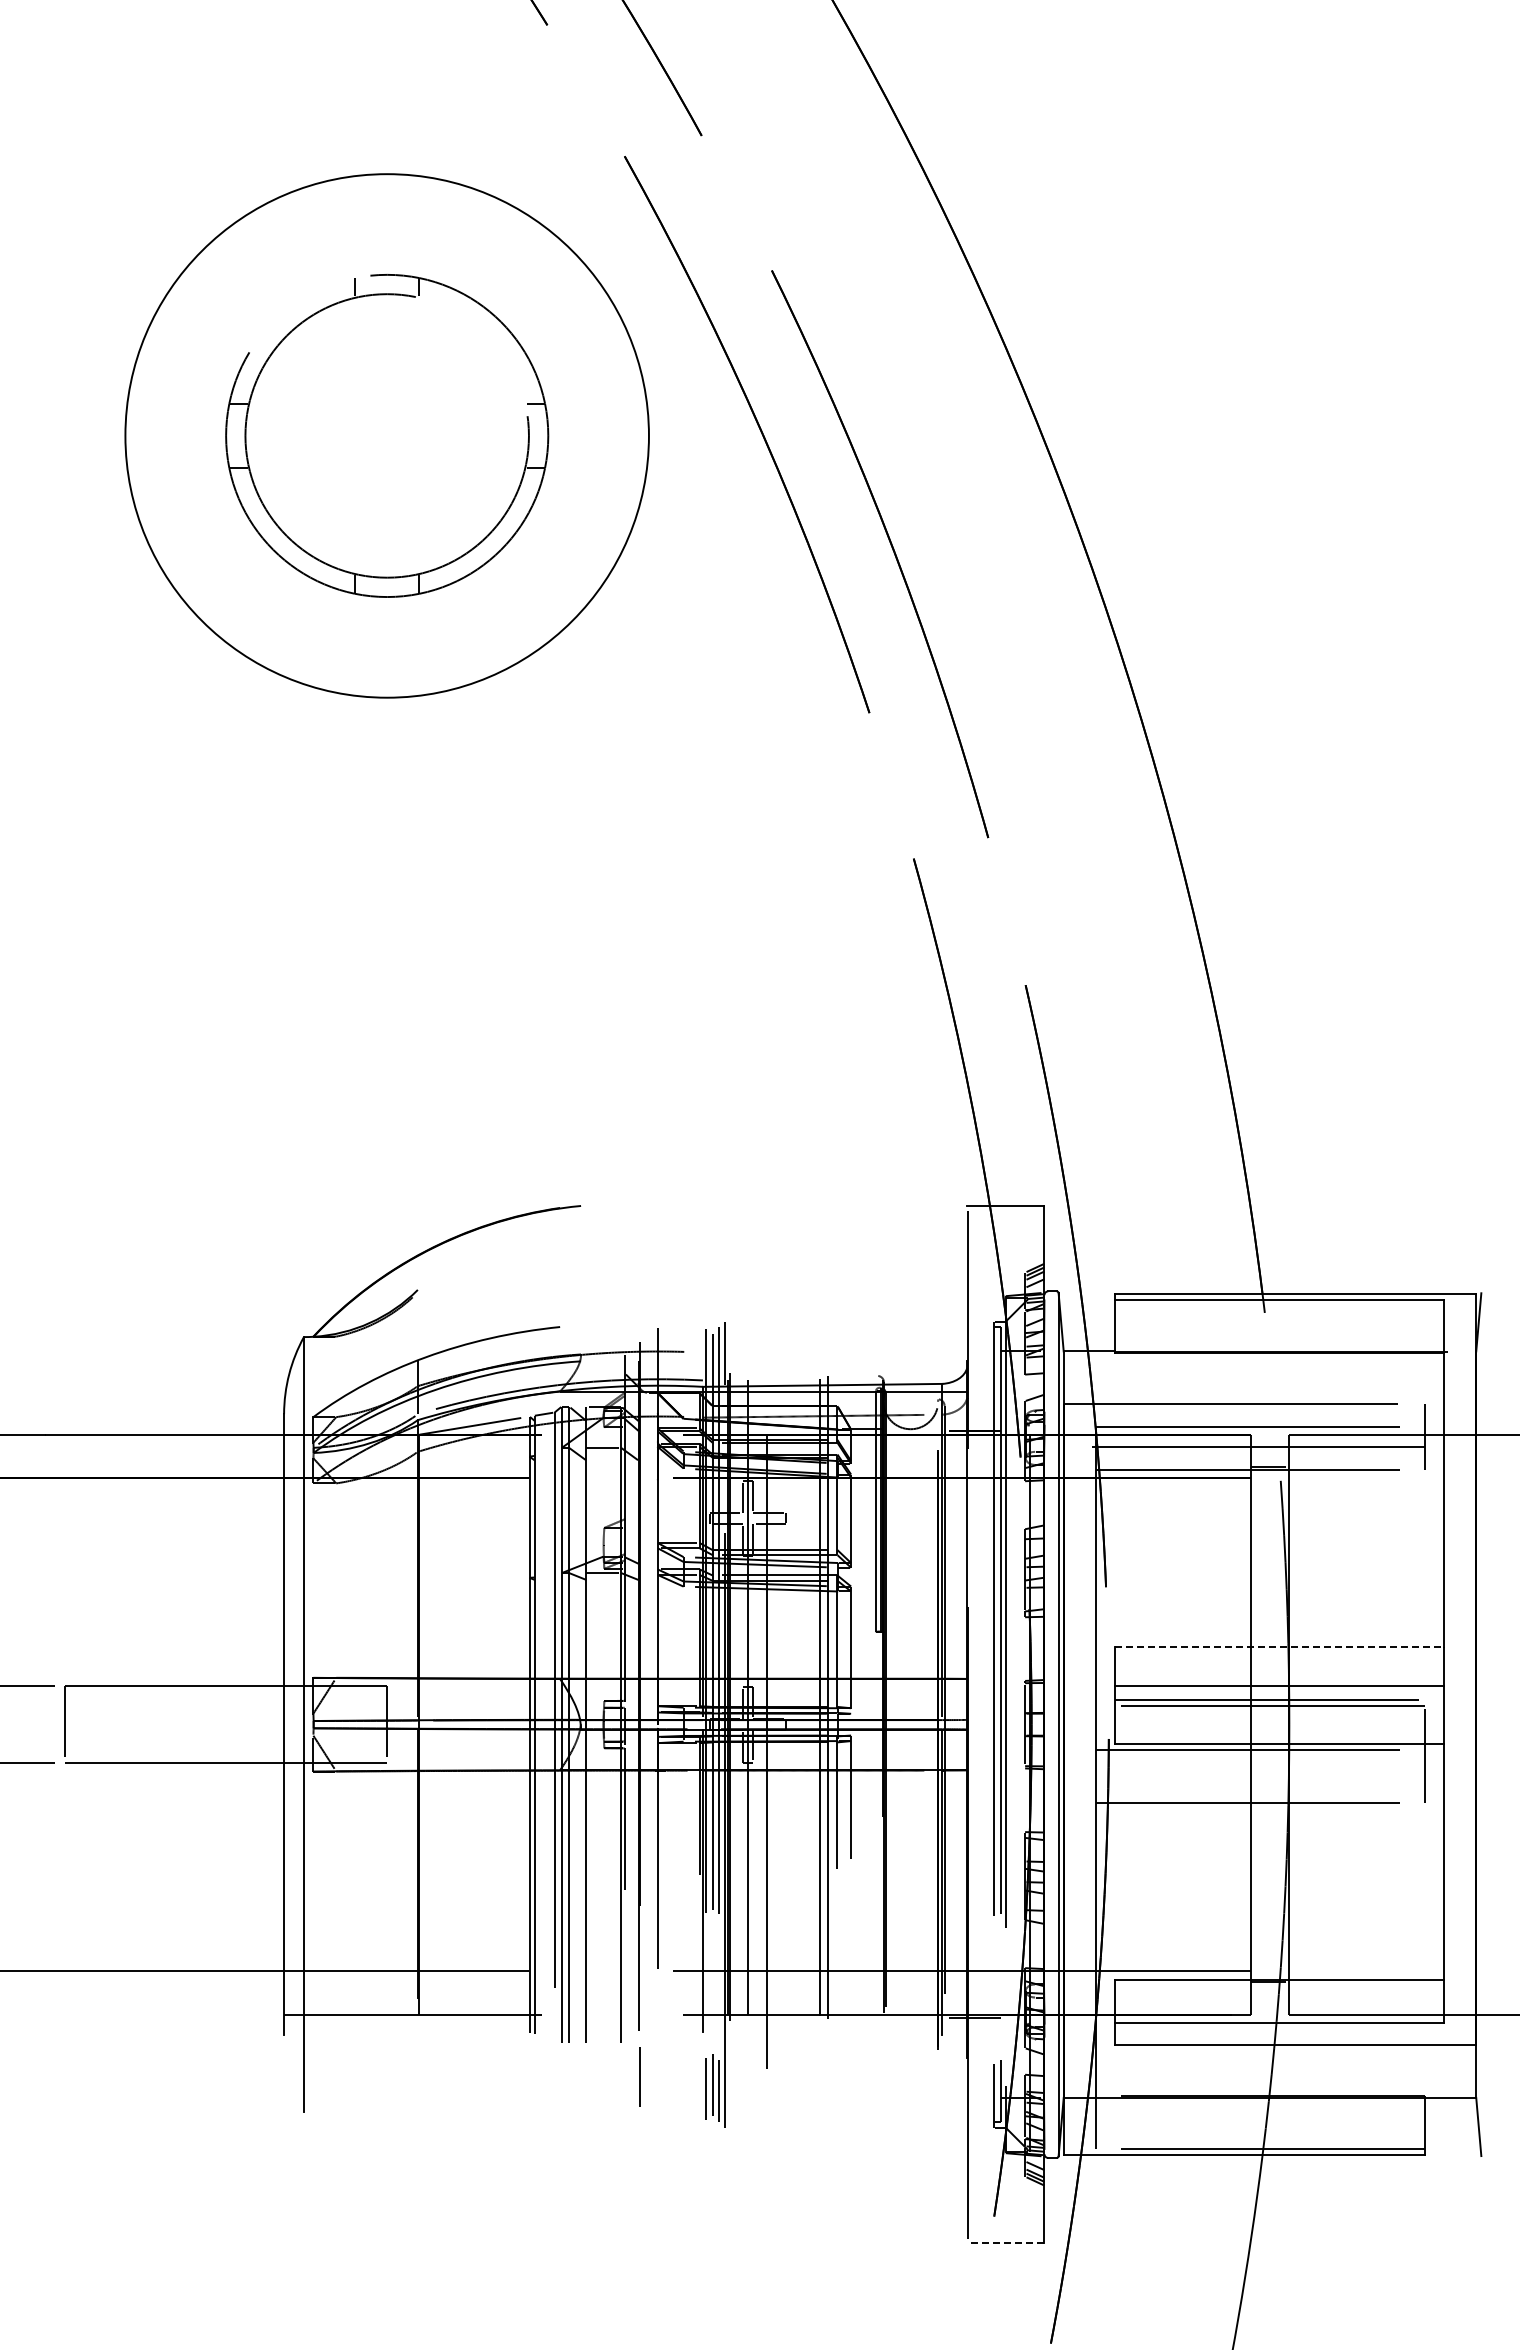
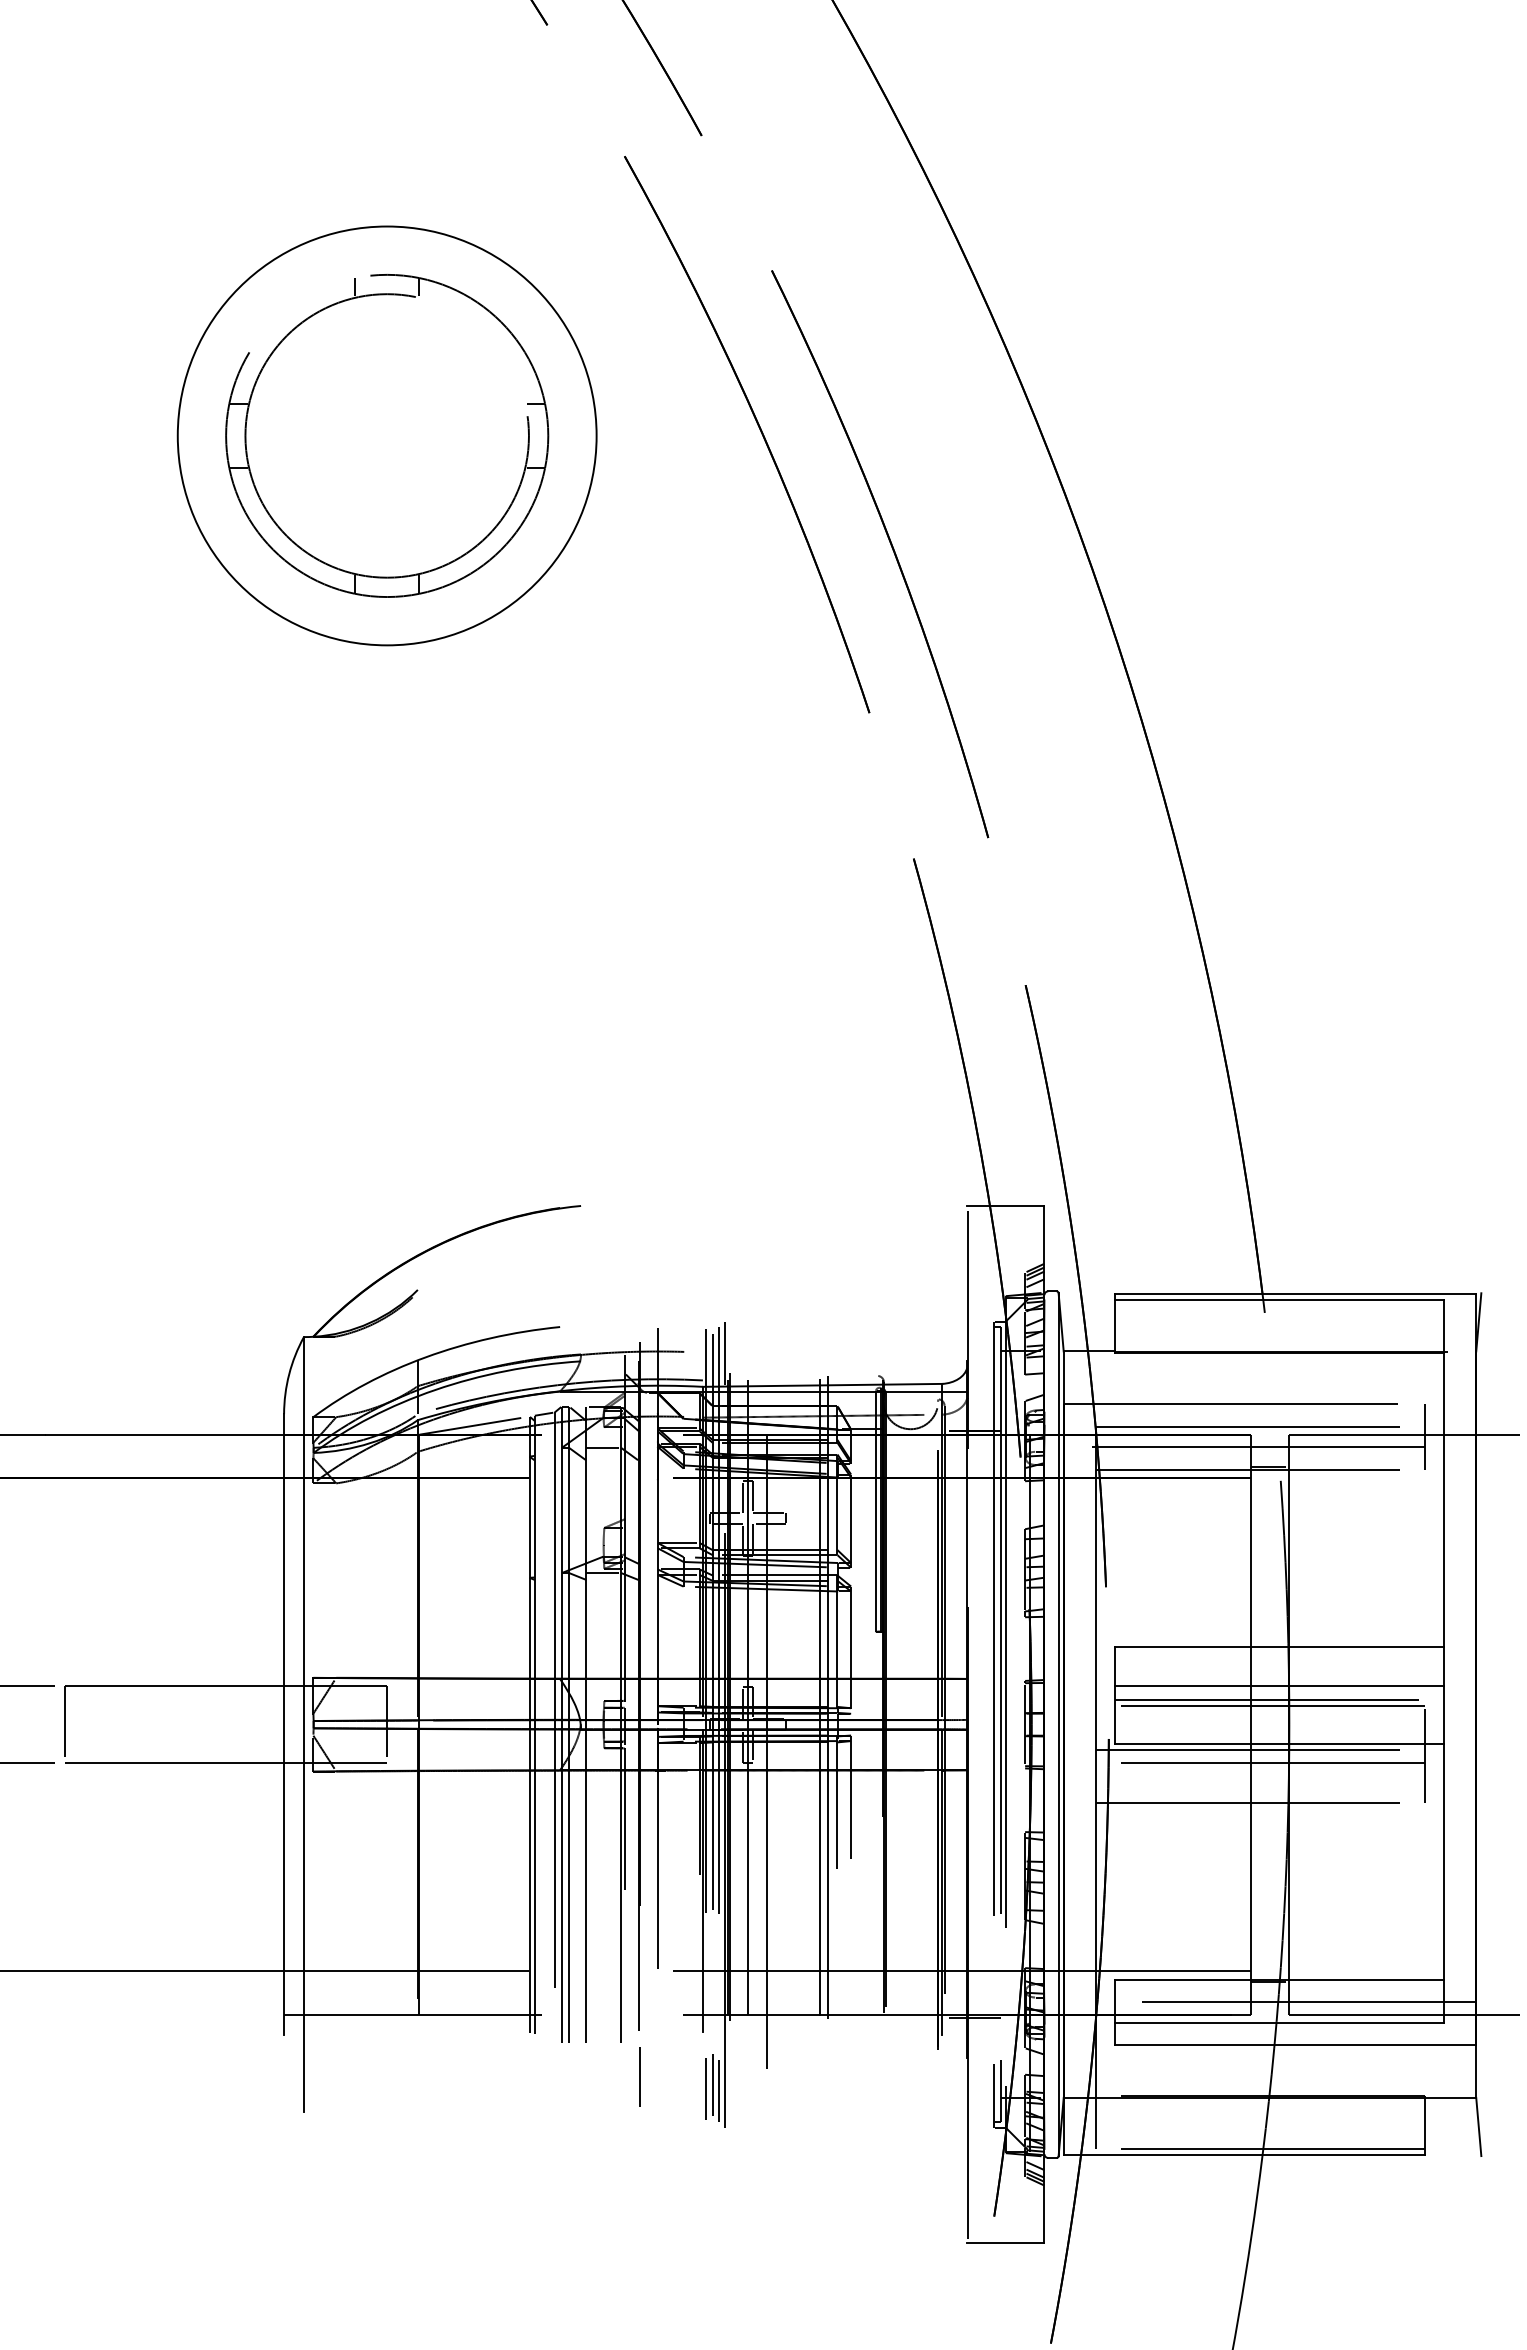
circle diameter: 524 px -> 419 px (386, 435)
line: dashed -> solid (1279, 1646)
line: none -> present (1260, 1763)
line: none -> present (1294, 2001)
line: dashed -> solid (1005, 2243)
